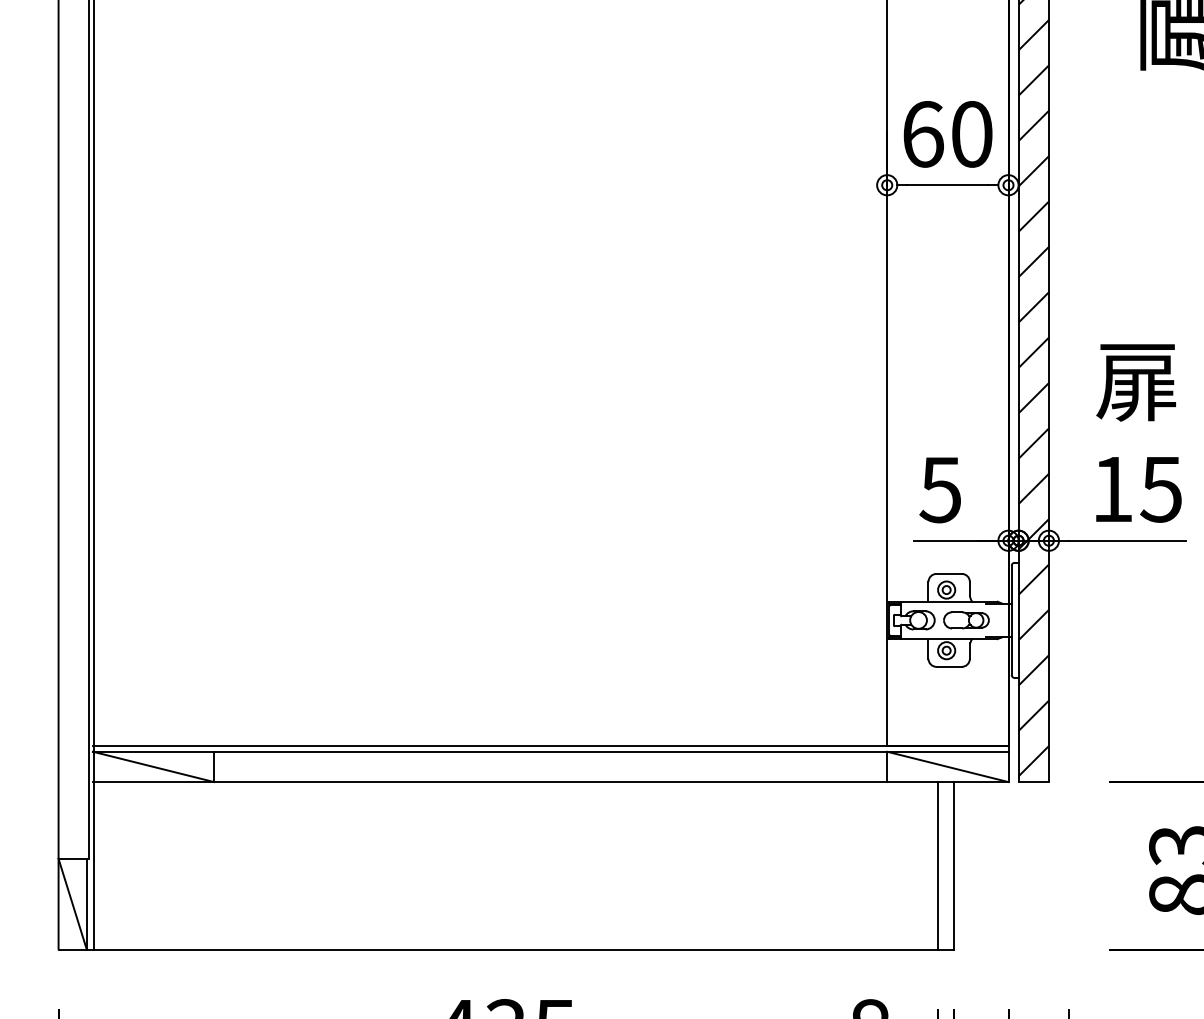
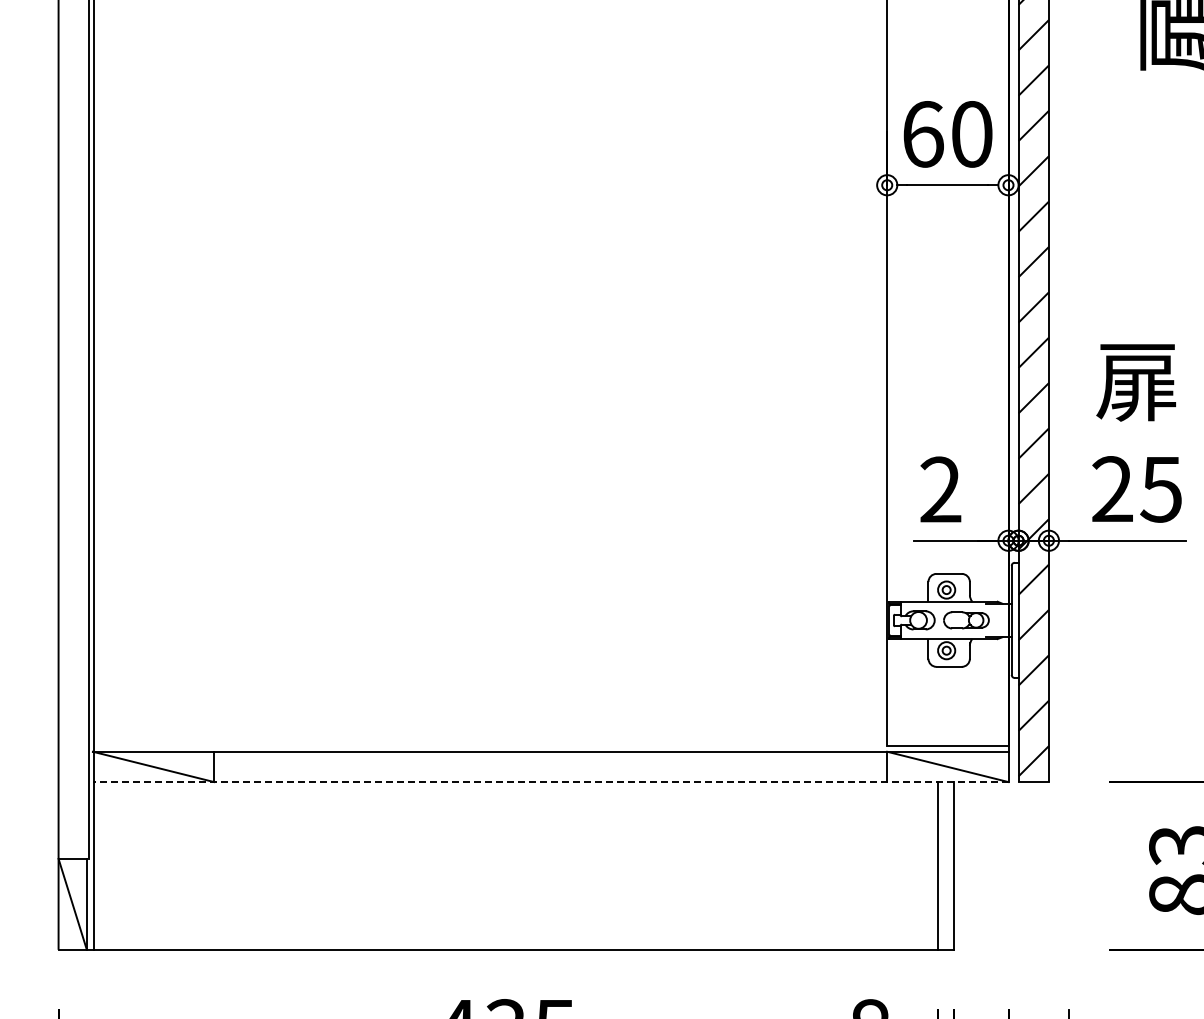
text: 15 -> 25 (1112, 488)
text: 5 -> 2 (940, 489)
line: present -> none (550, 745)
line: solid -> dashed (550, 782)
